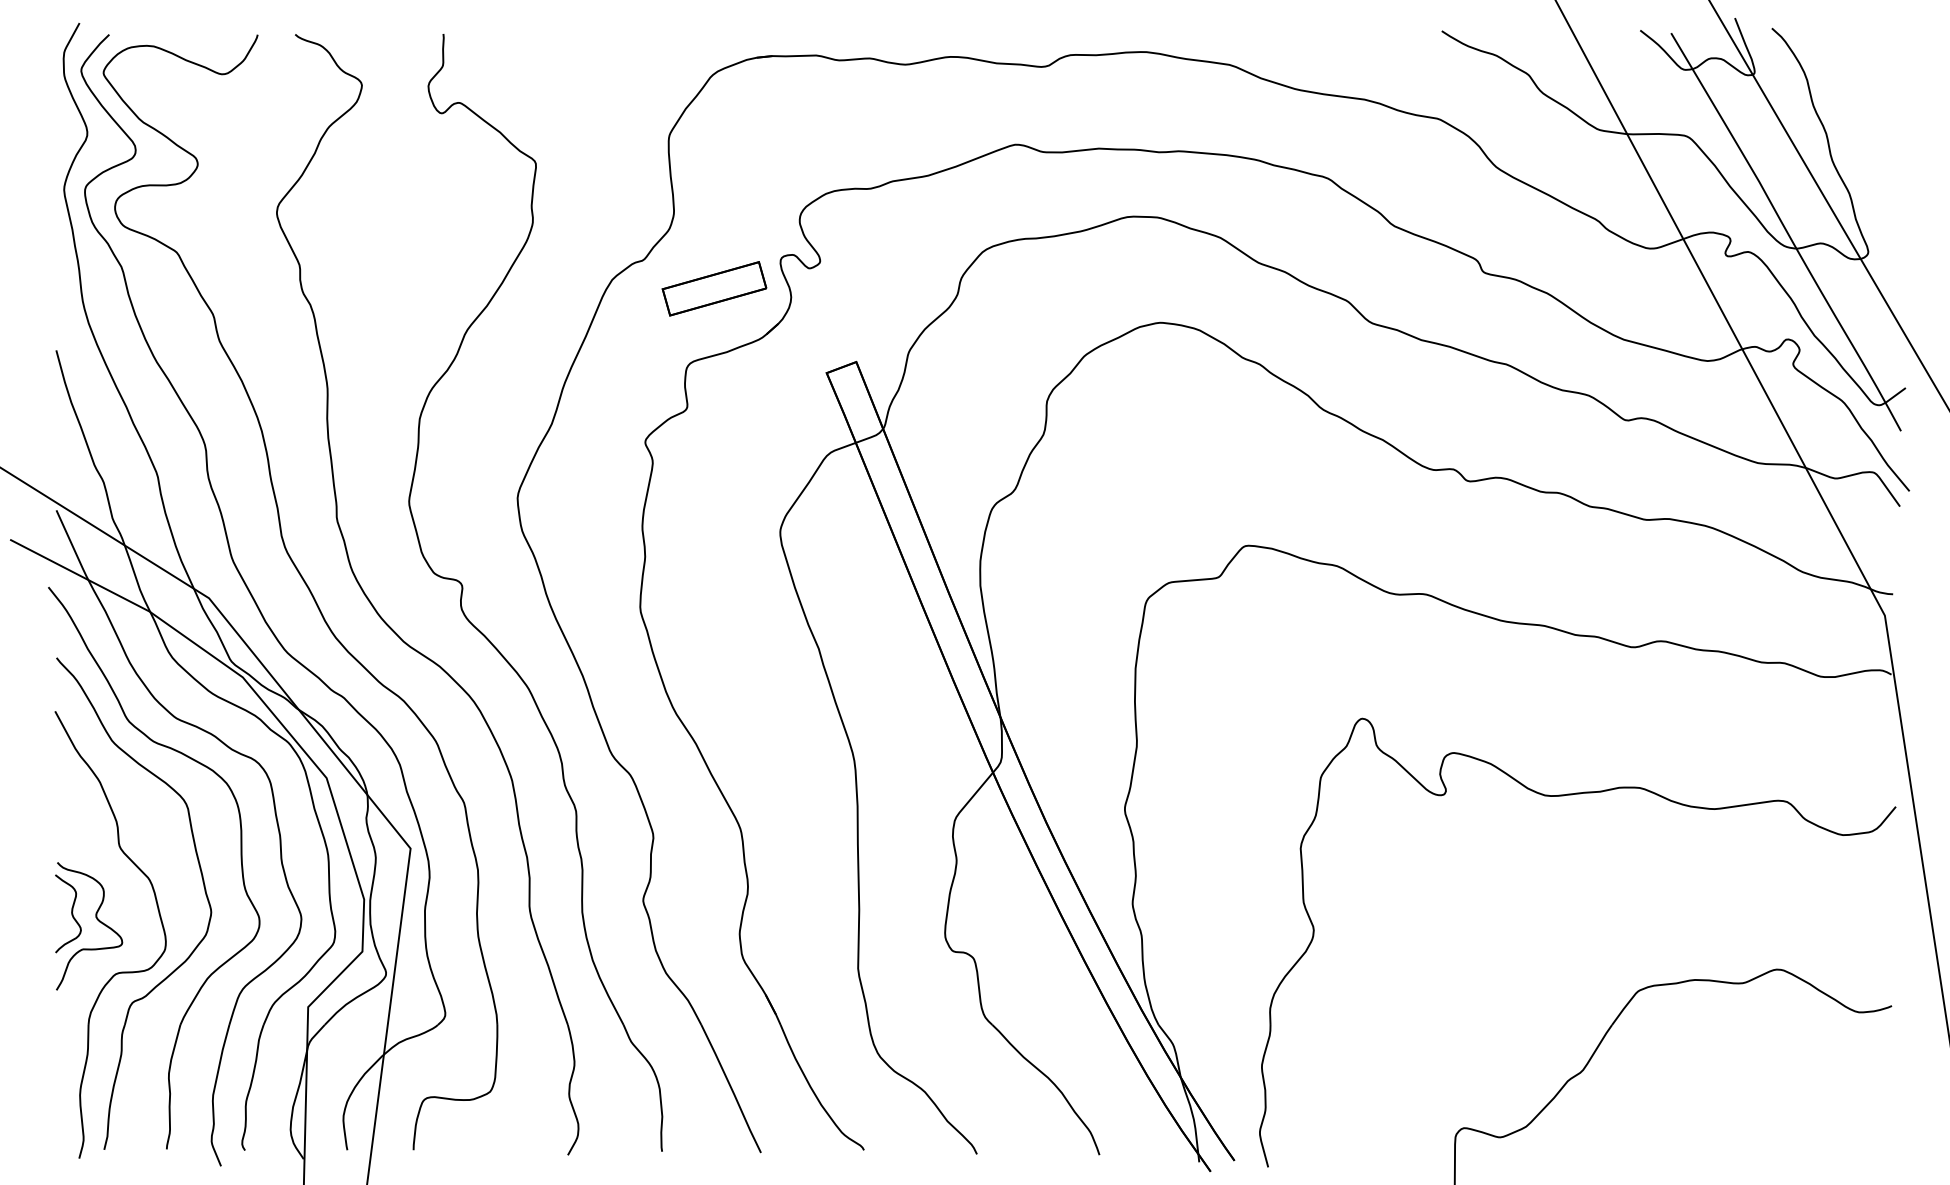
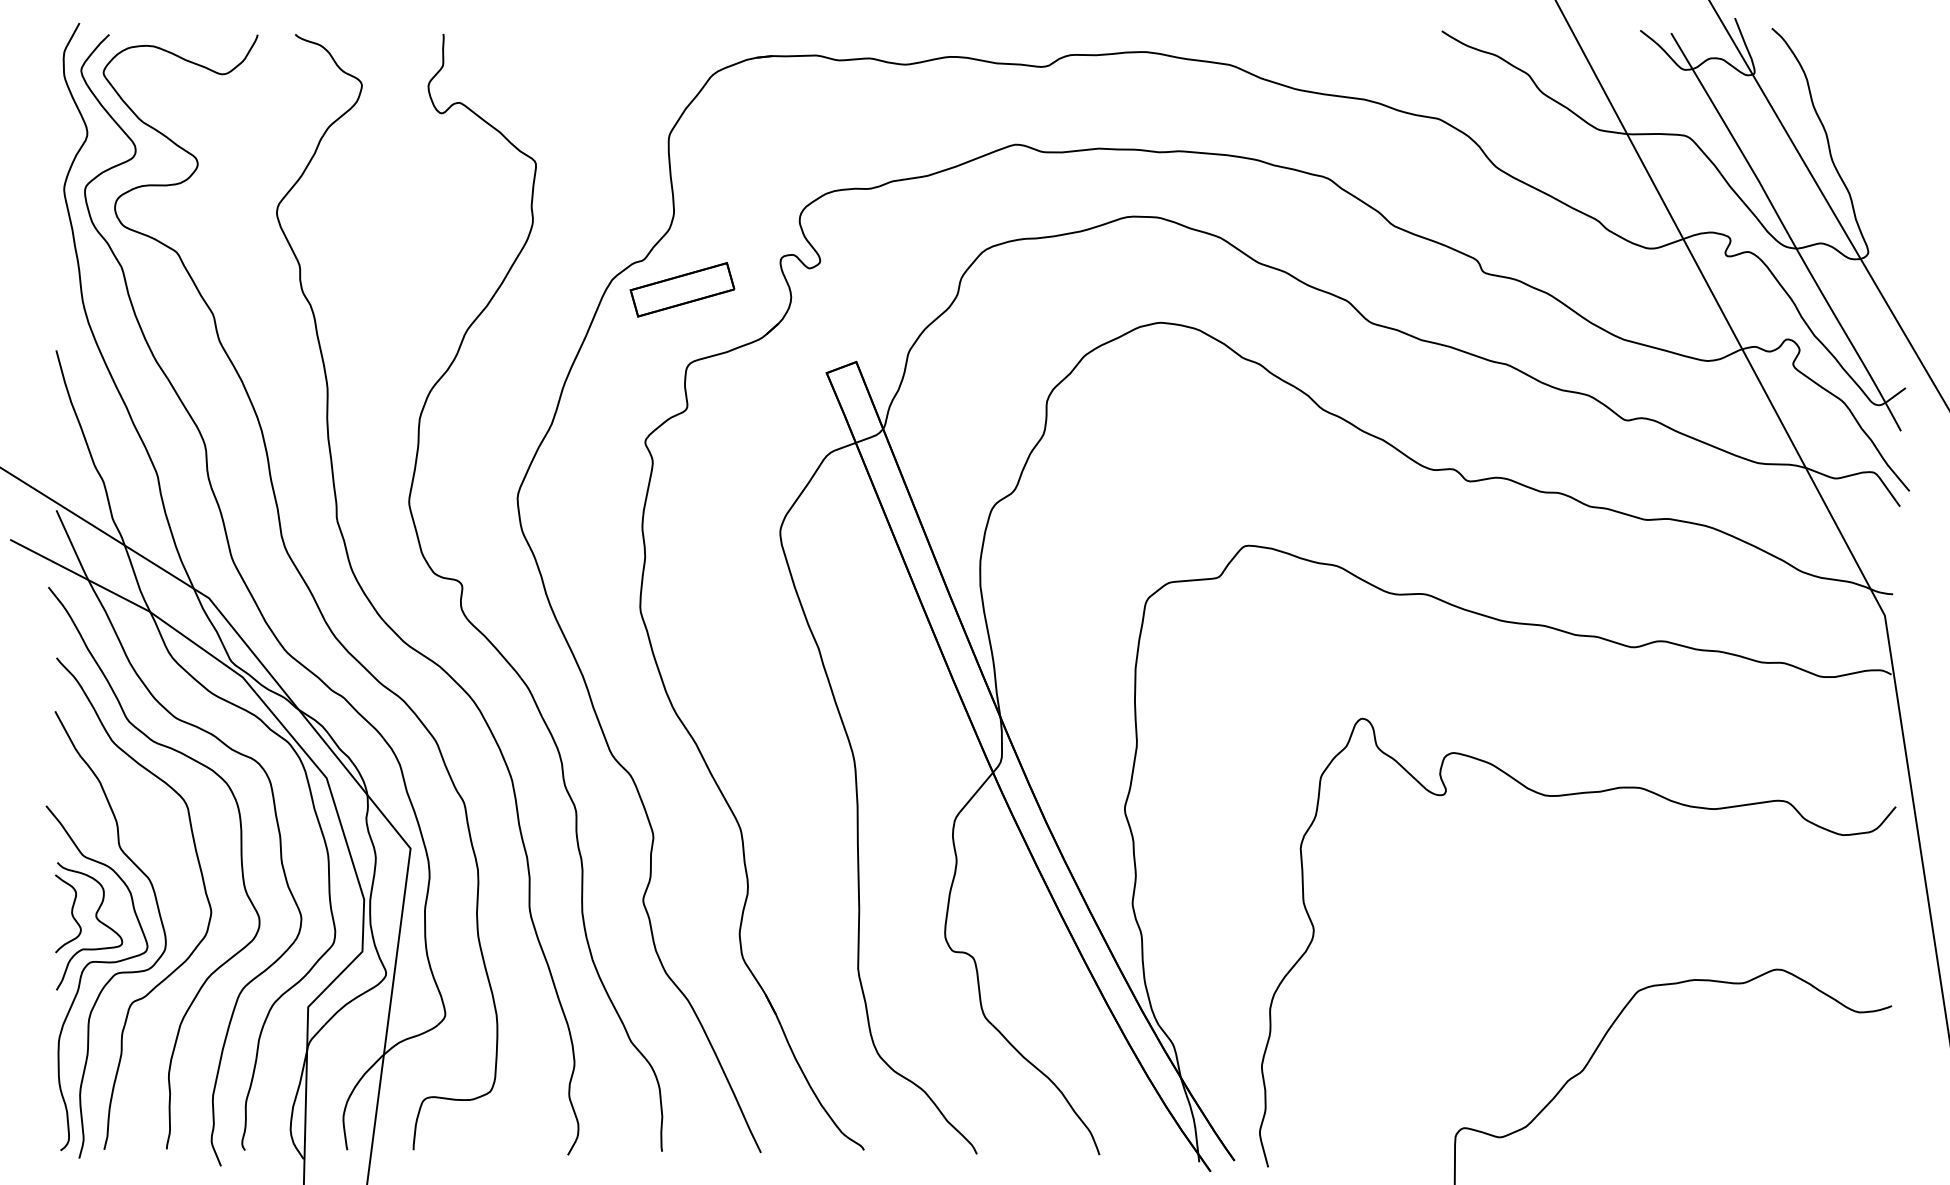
part position: (714, 288) -> (682, 289) (682, 289)
part: none -> present (83, 972)
